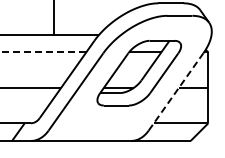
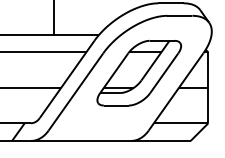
line: dashed -> solid (43, 52)
line: dashed -> solid (176, 91)
